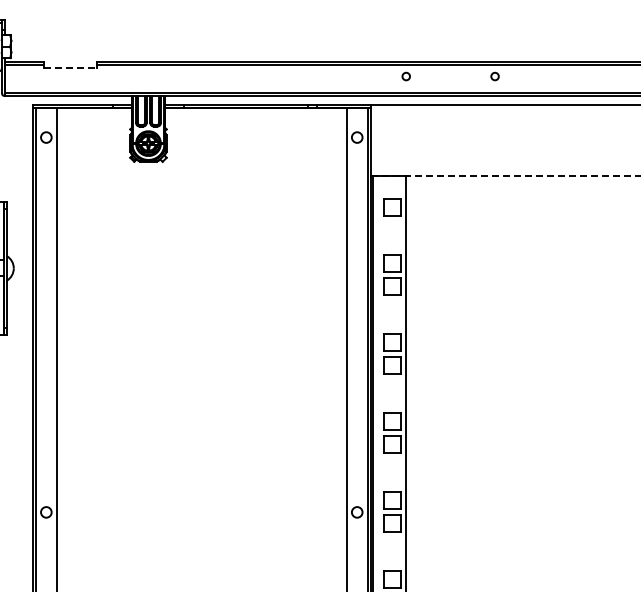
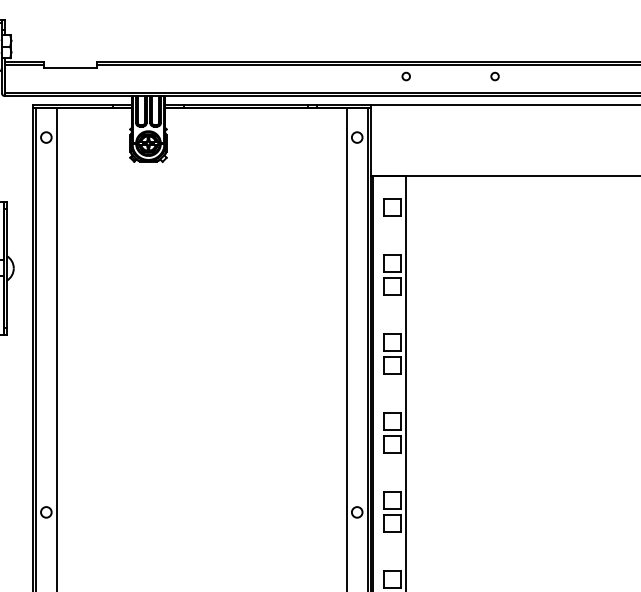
line: dashed -> solid (70, 67)
line: dashed -> solid (505, 176)
